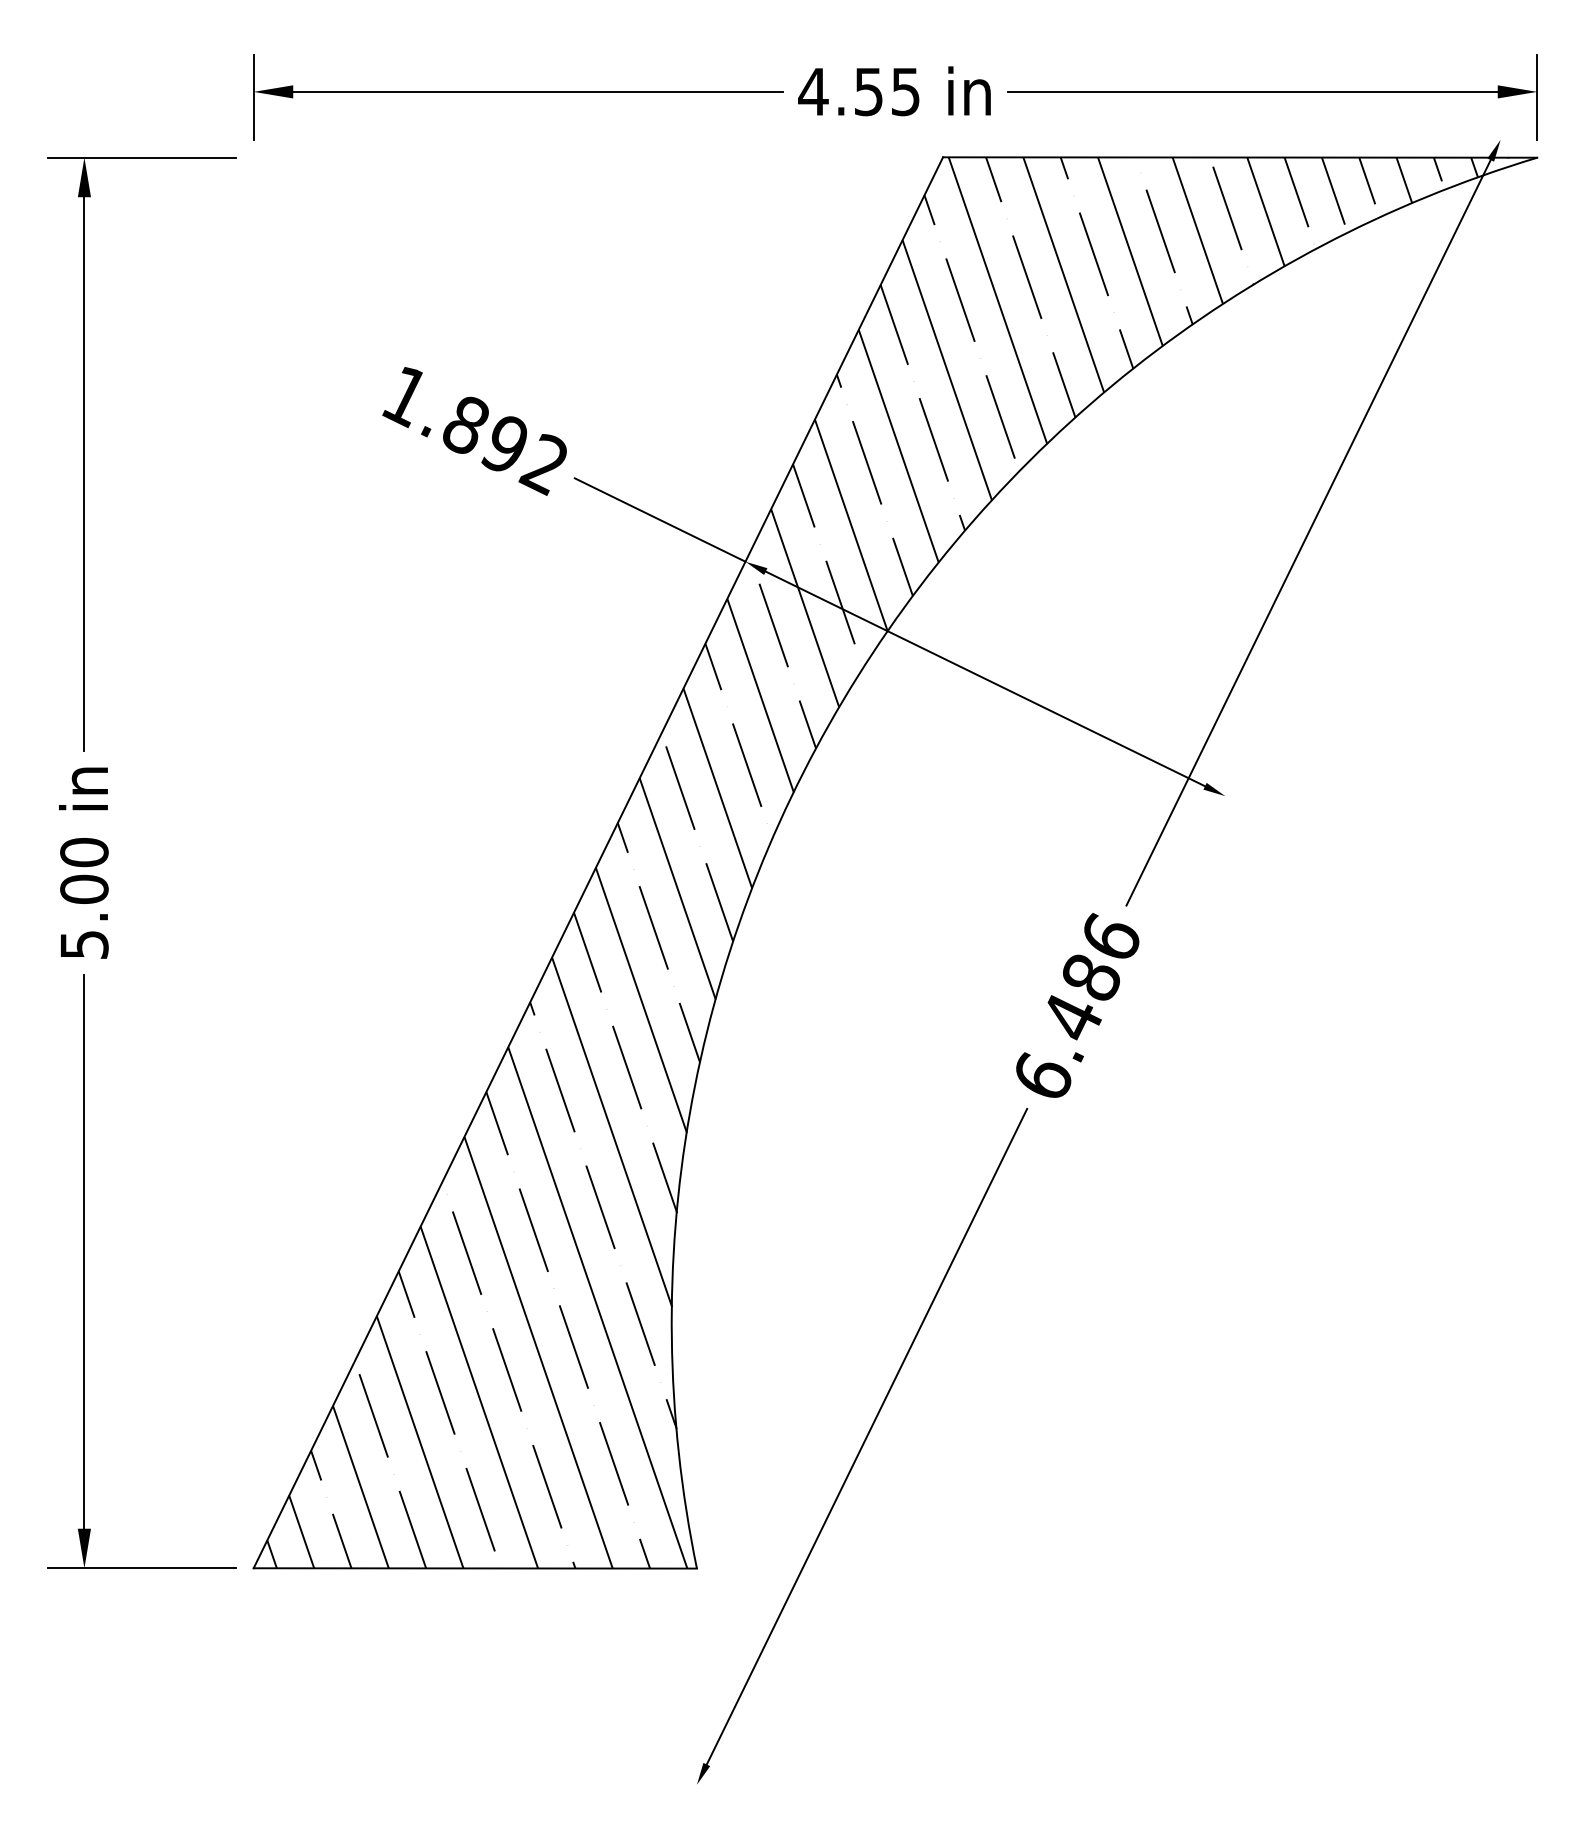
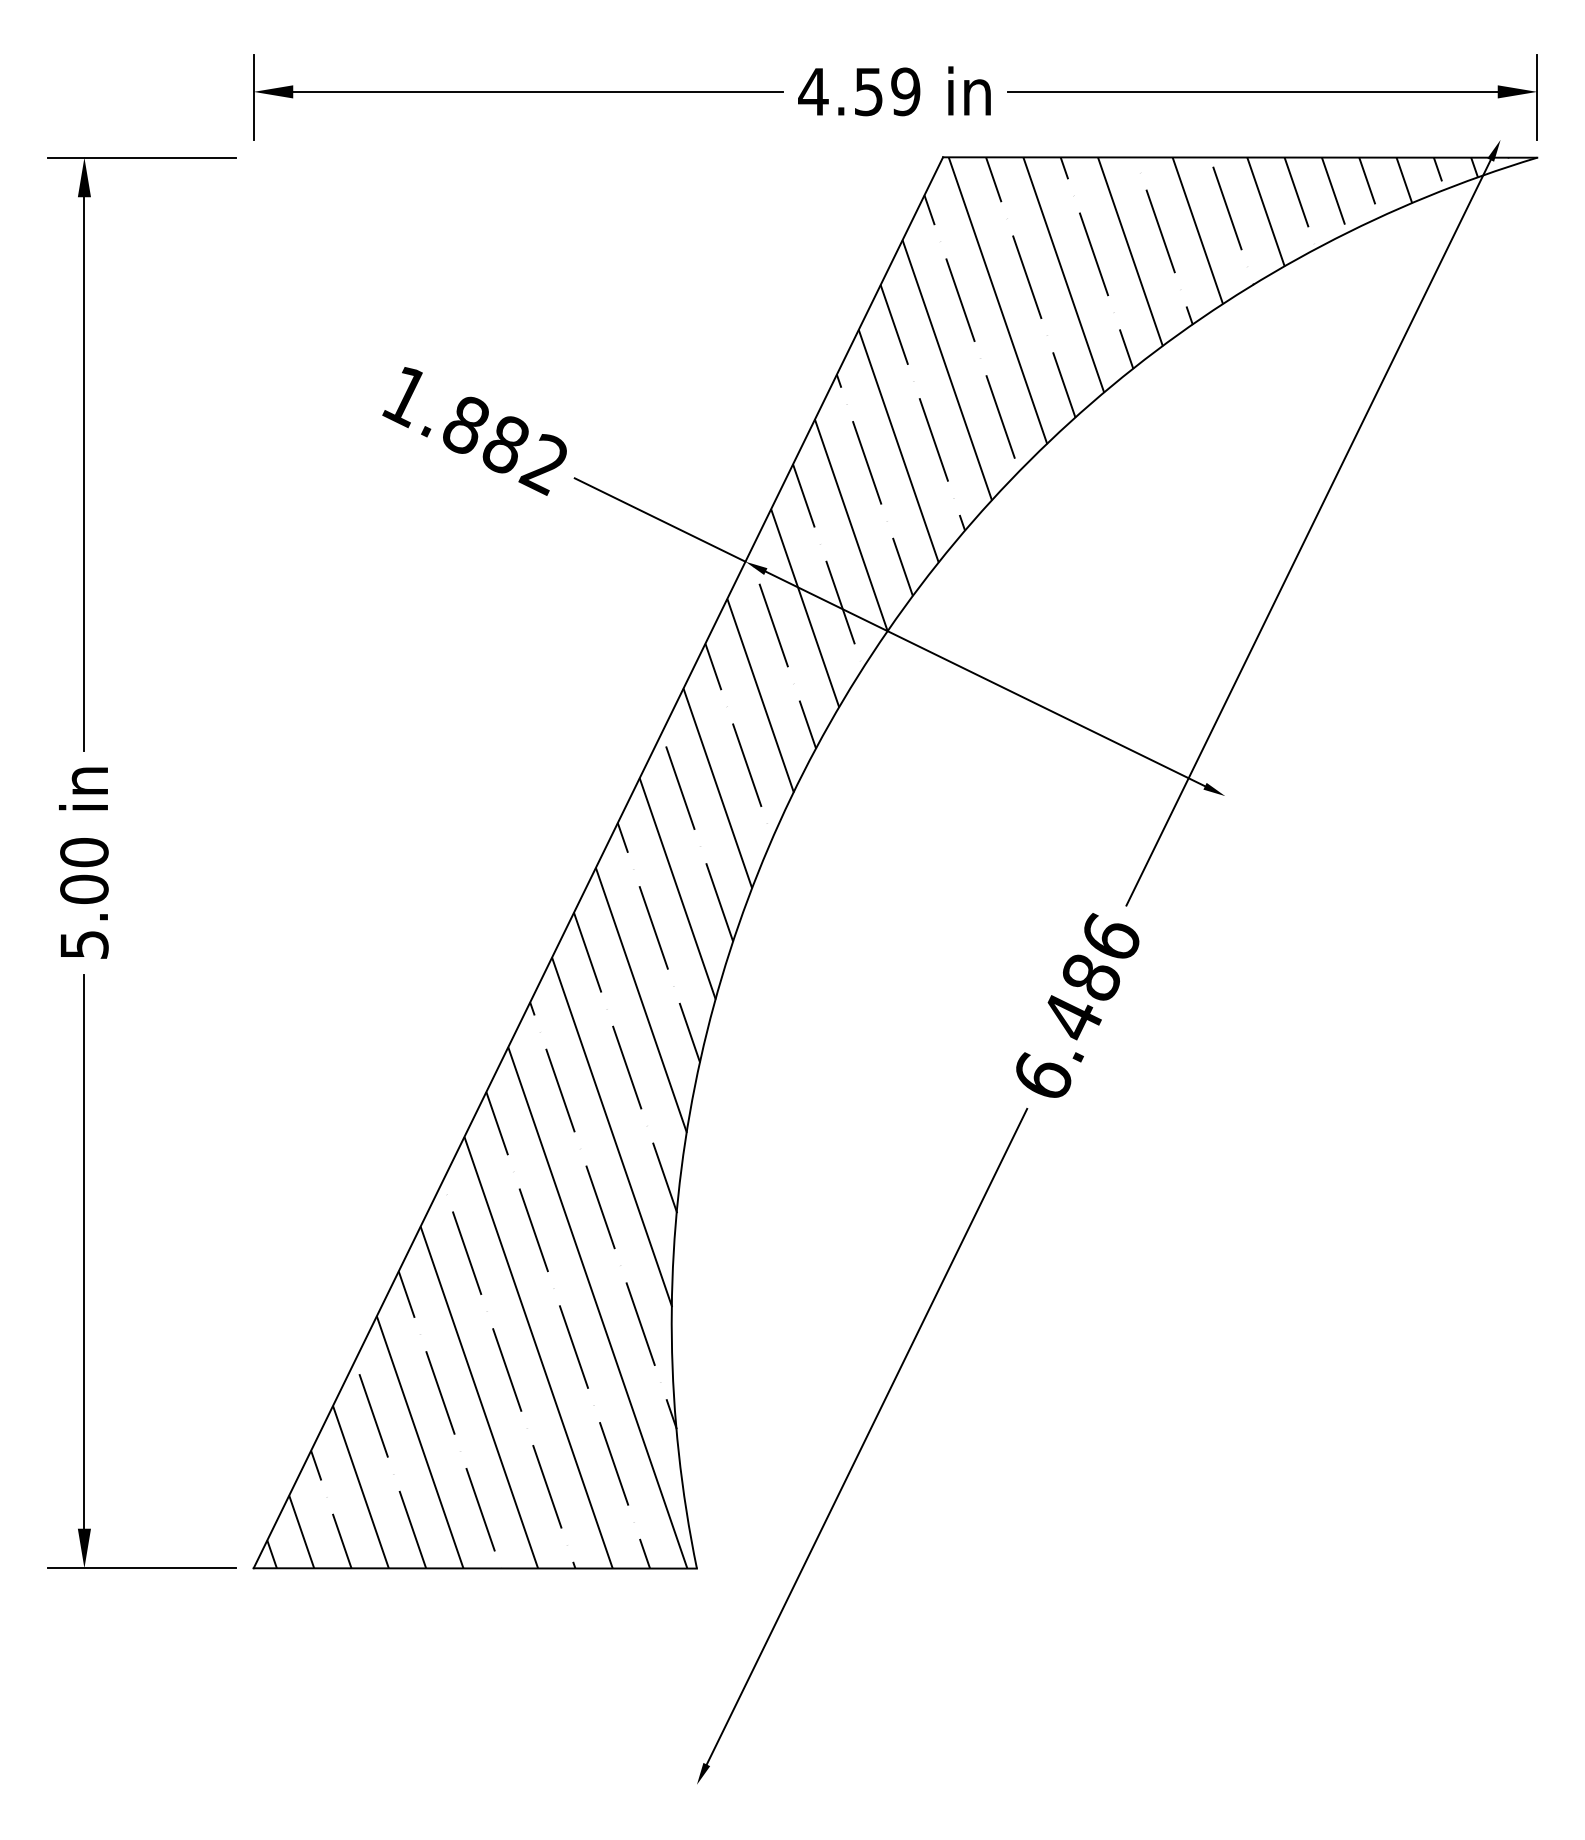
text: 4.55 -> 4.59 (905, 91)
text: 1.892 -> 1.882 (504, 444)
